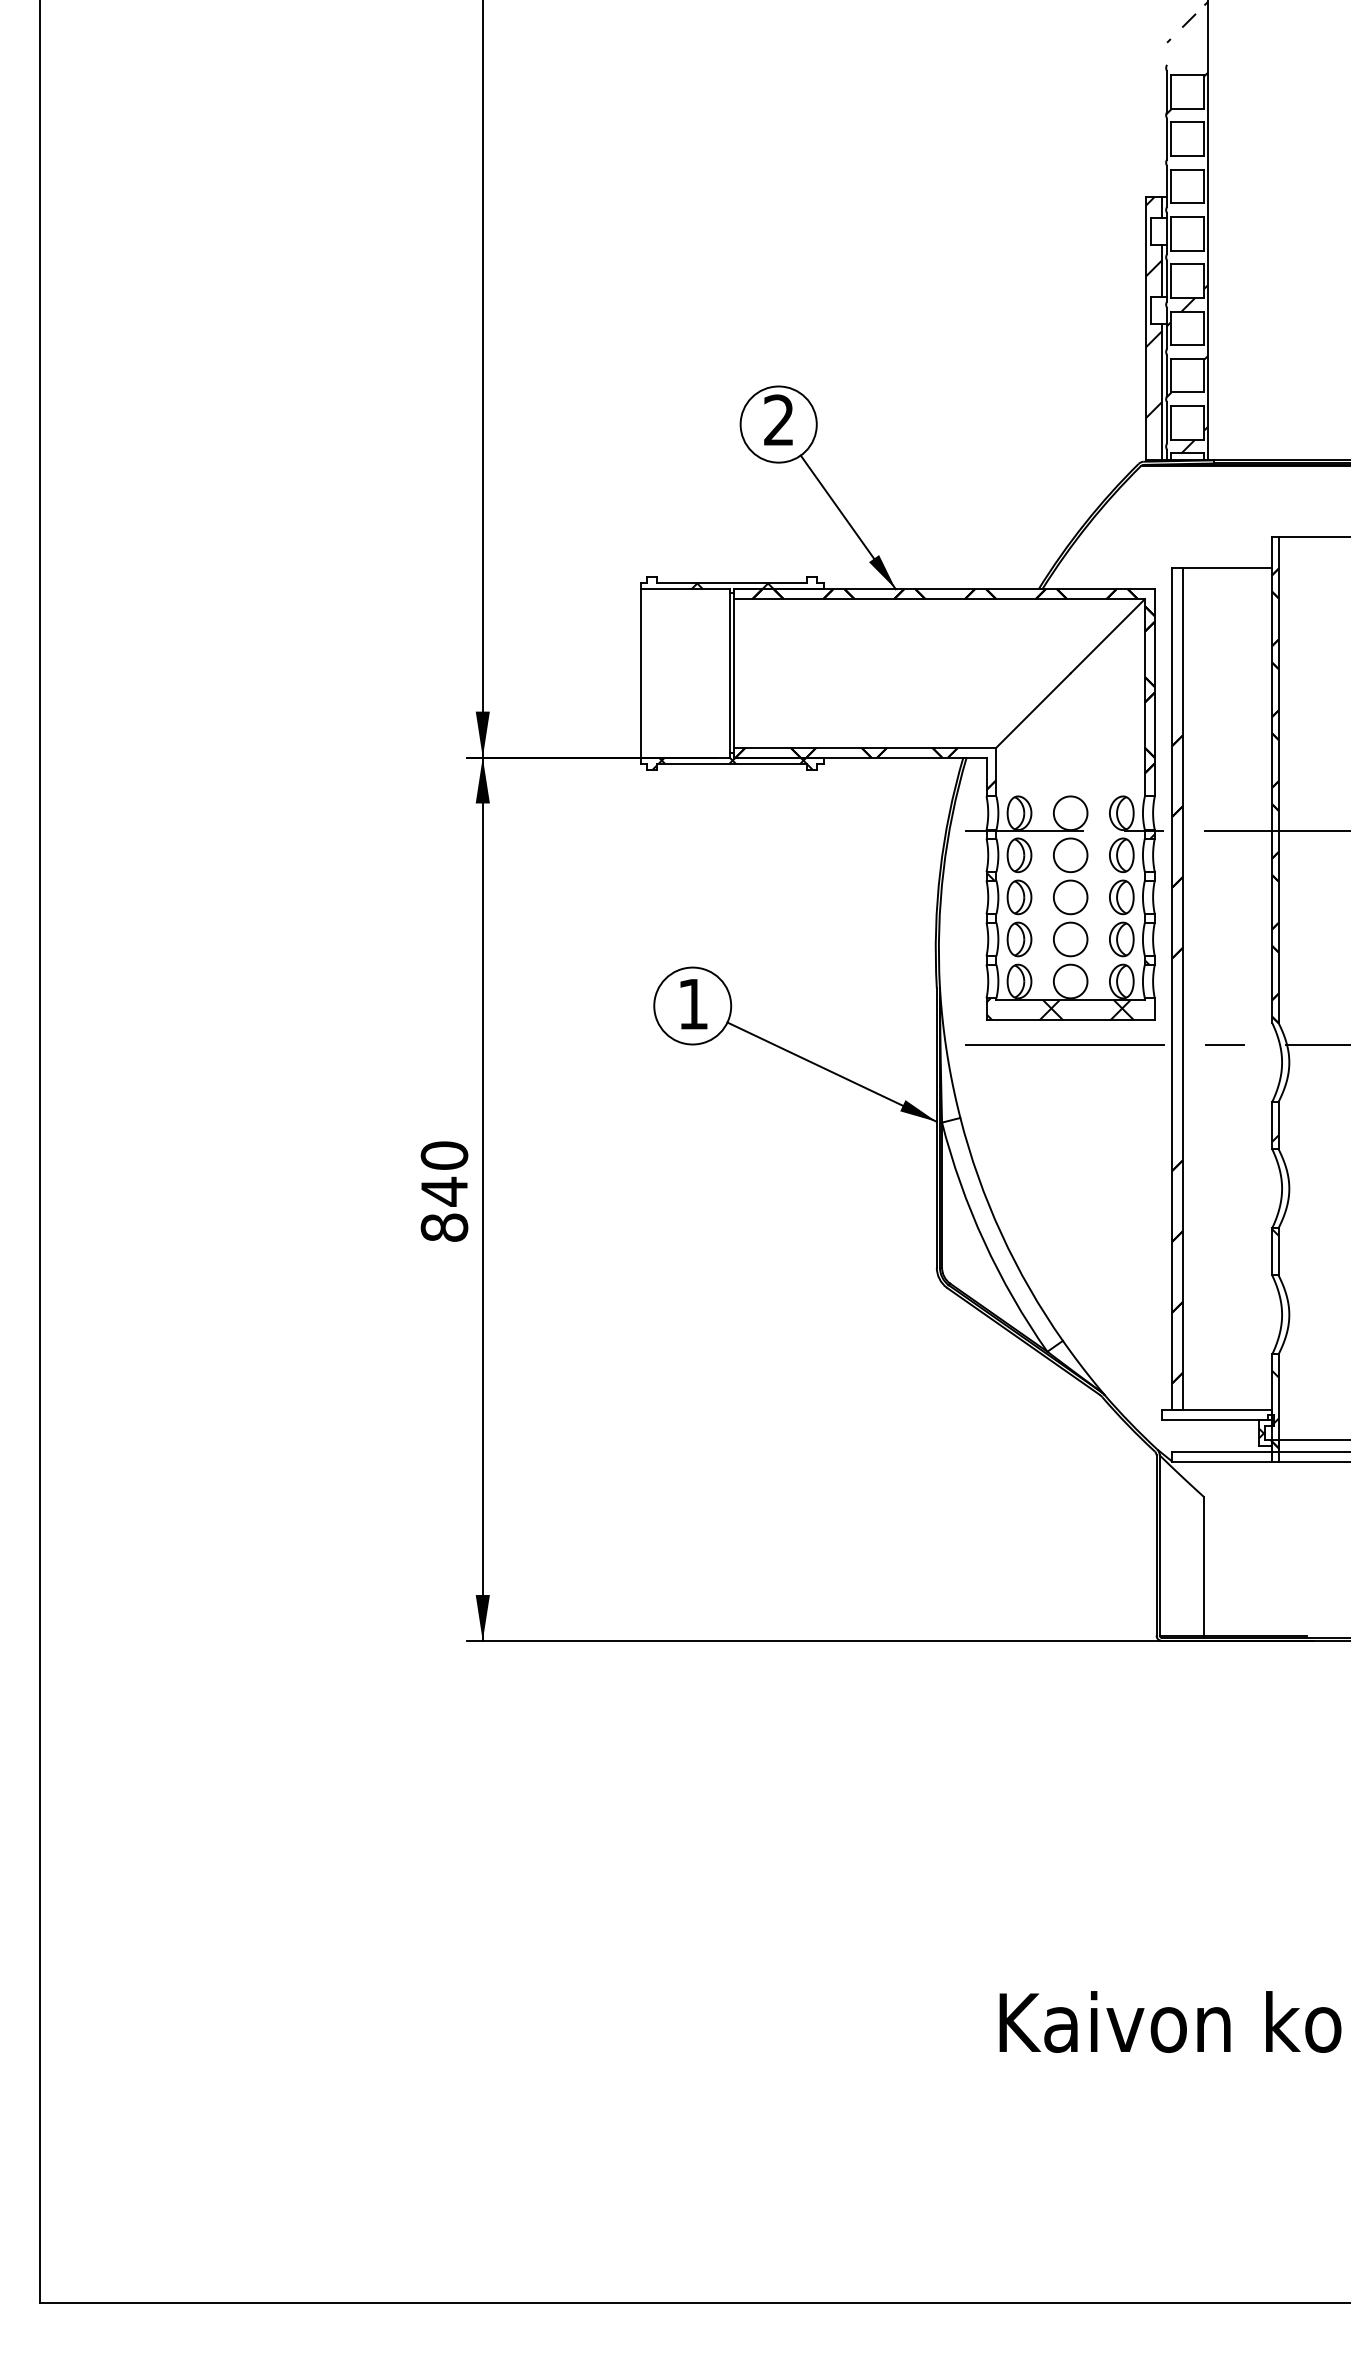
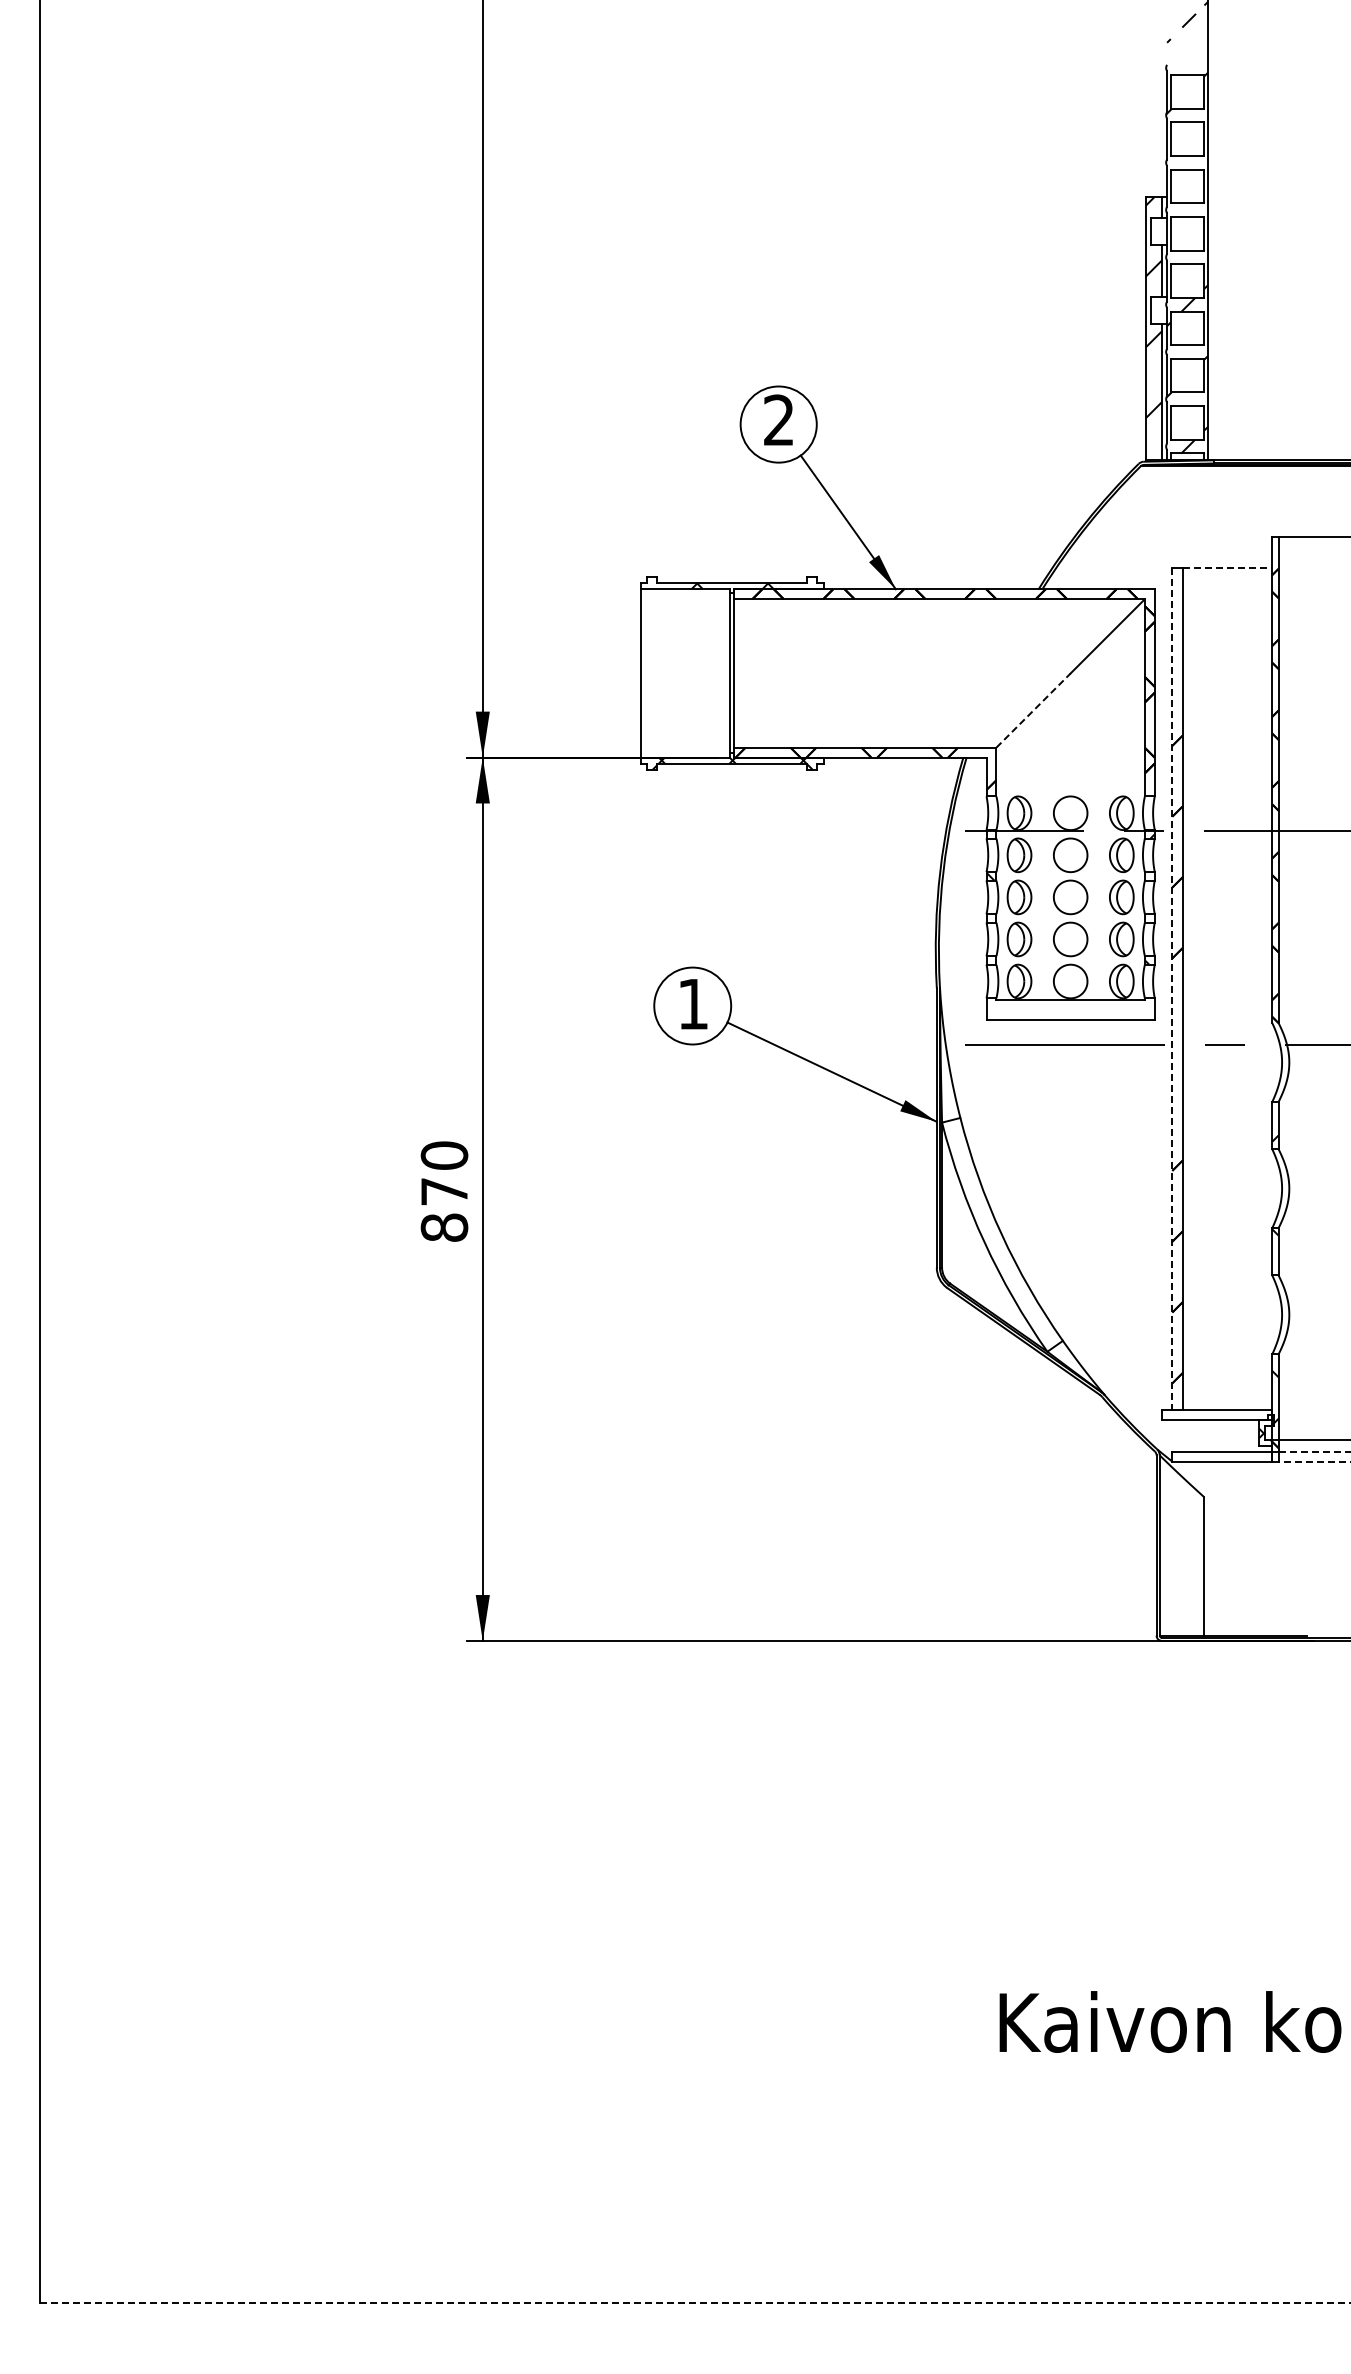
line: solid -> dashed (1227, 568)
line: solid -> dashed (1033, 710)
line: solid -> dashed (1172, 988)
hatch: present -> none (1060, 1009)
text: 840 -> 870 (444, 1191)
line: solid -> dashed (1314, 1451)
line: solid -> dashed (1314, 1462)
line: solid -> dashed (694, 2302)
